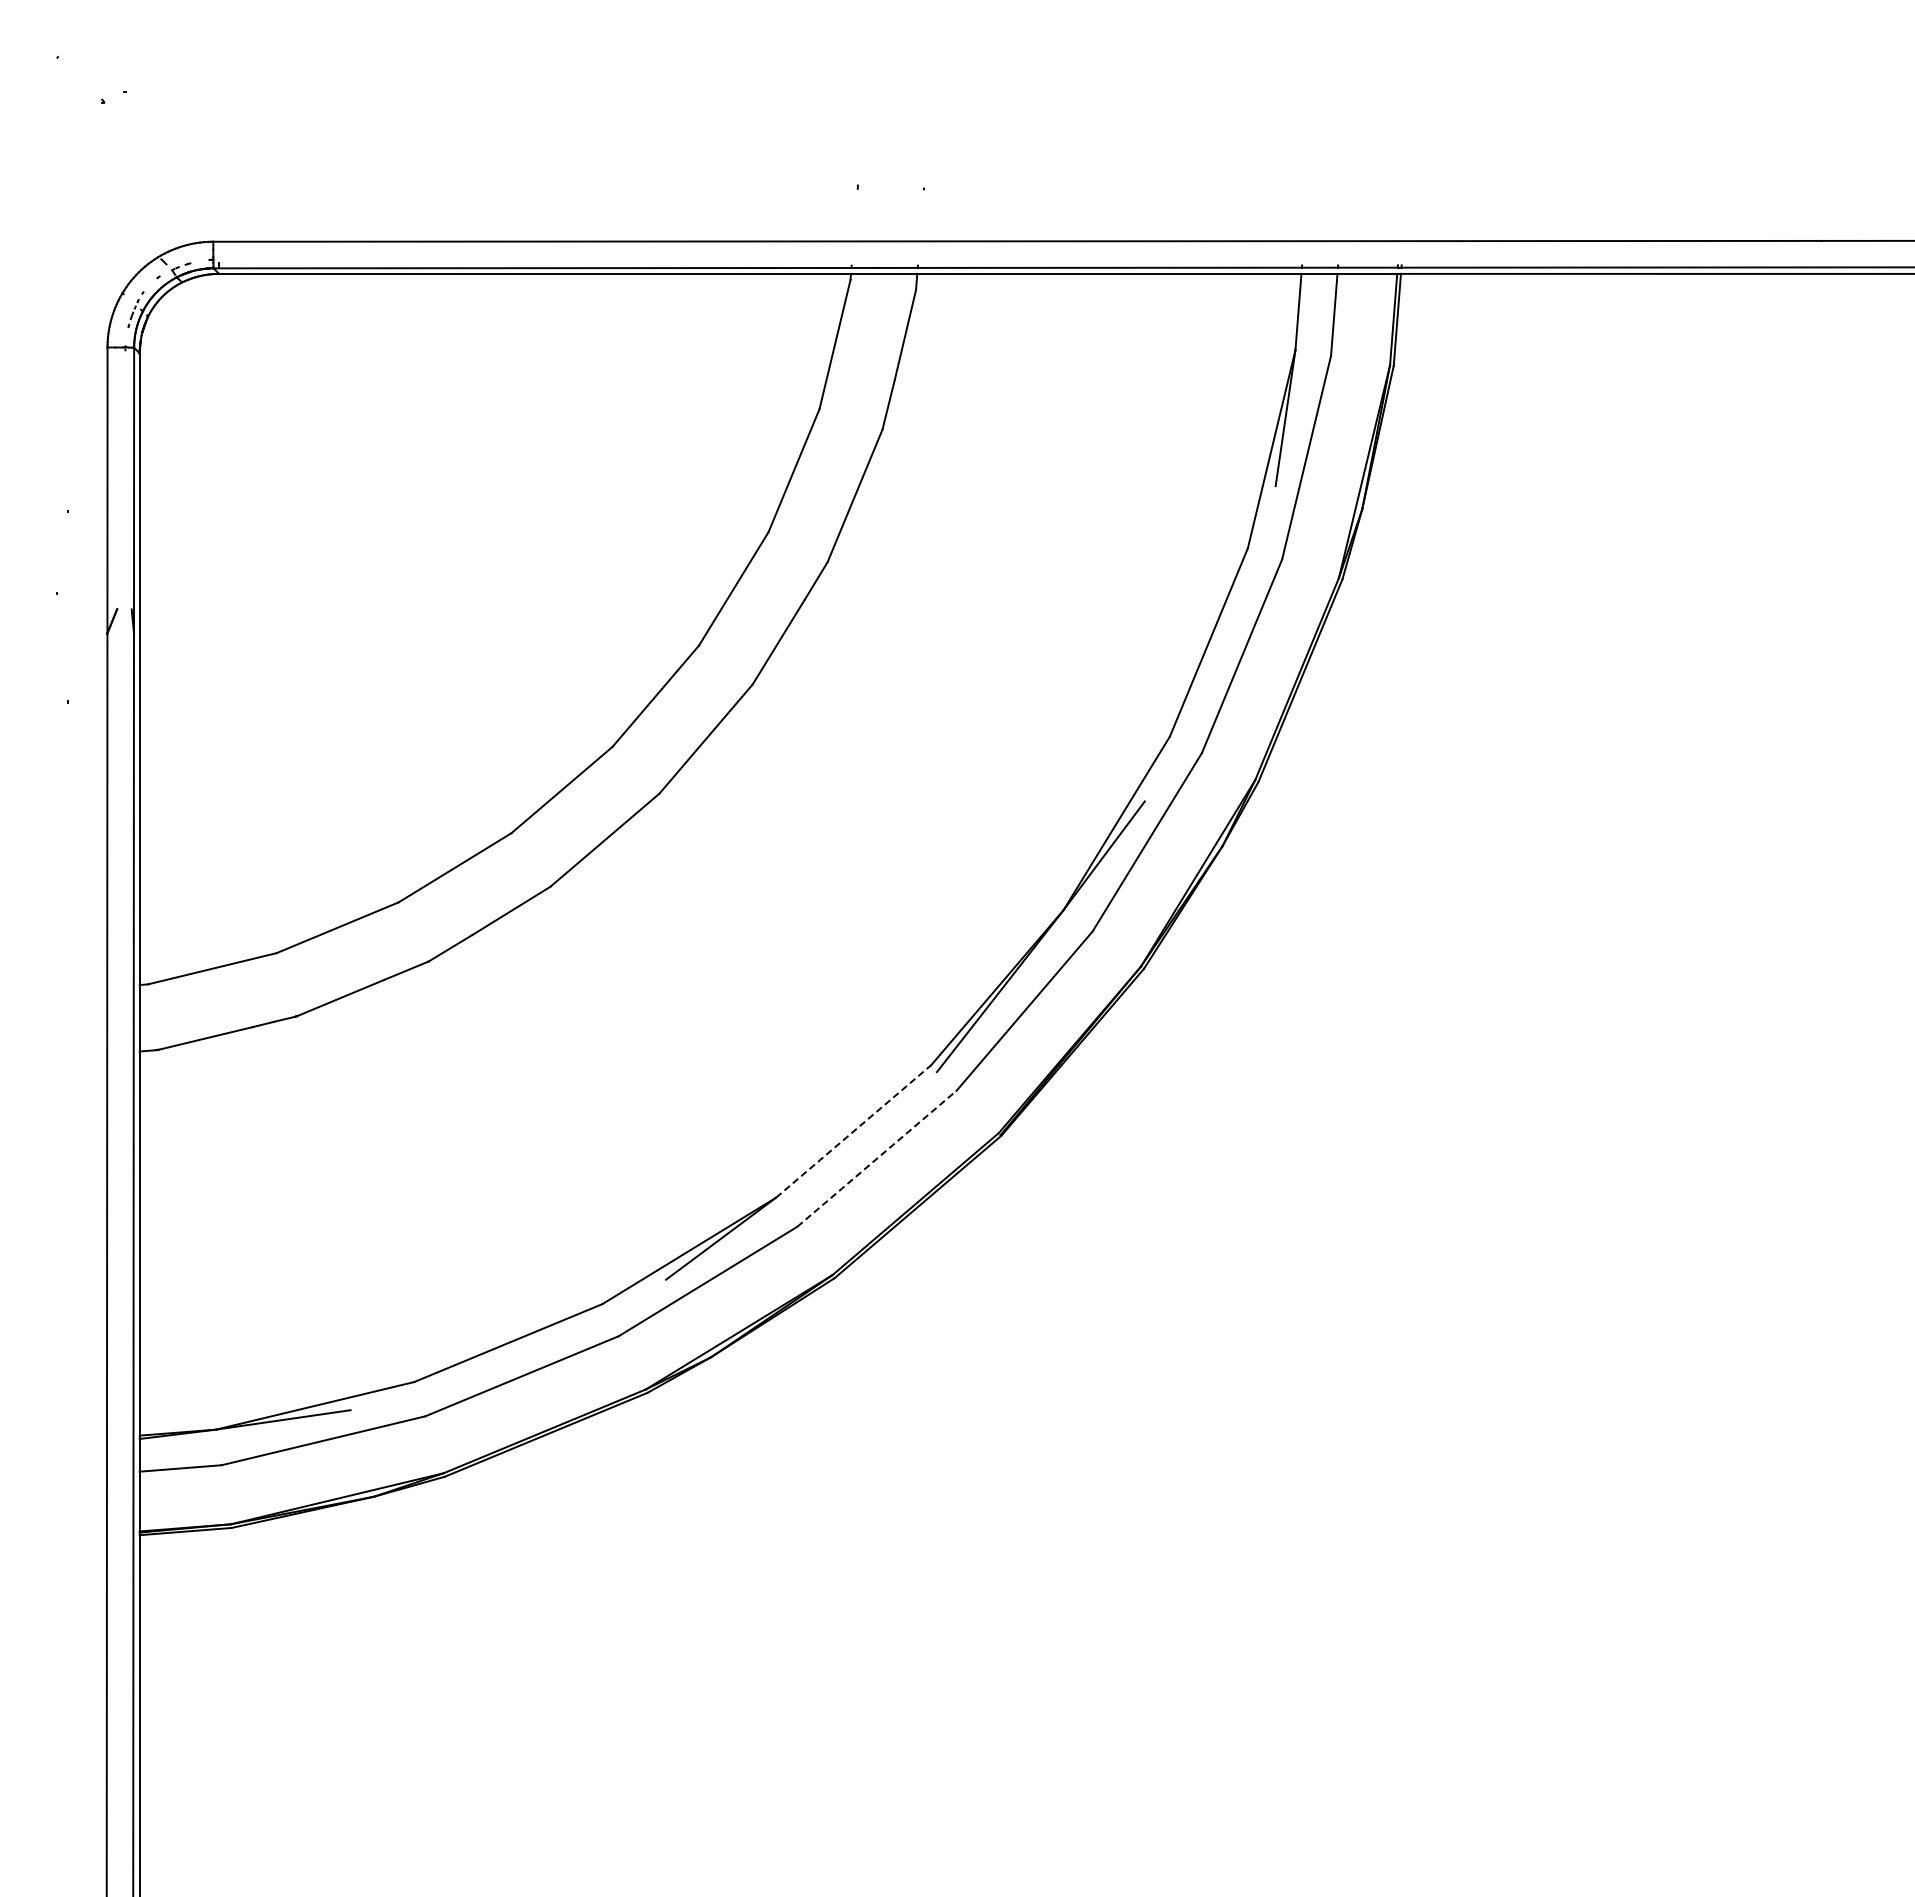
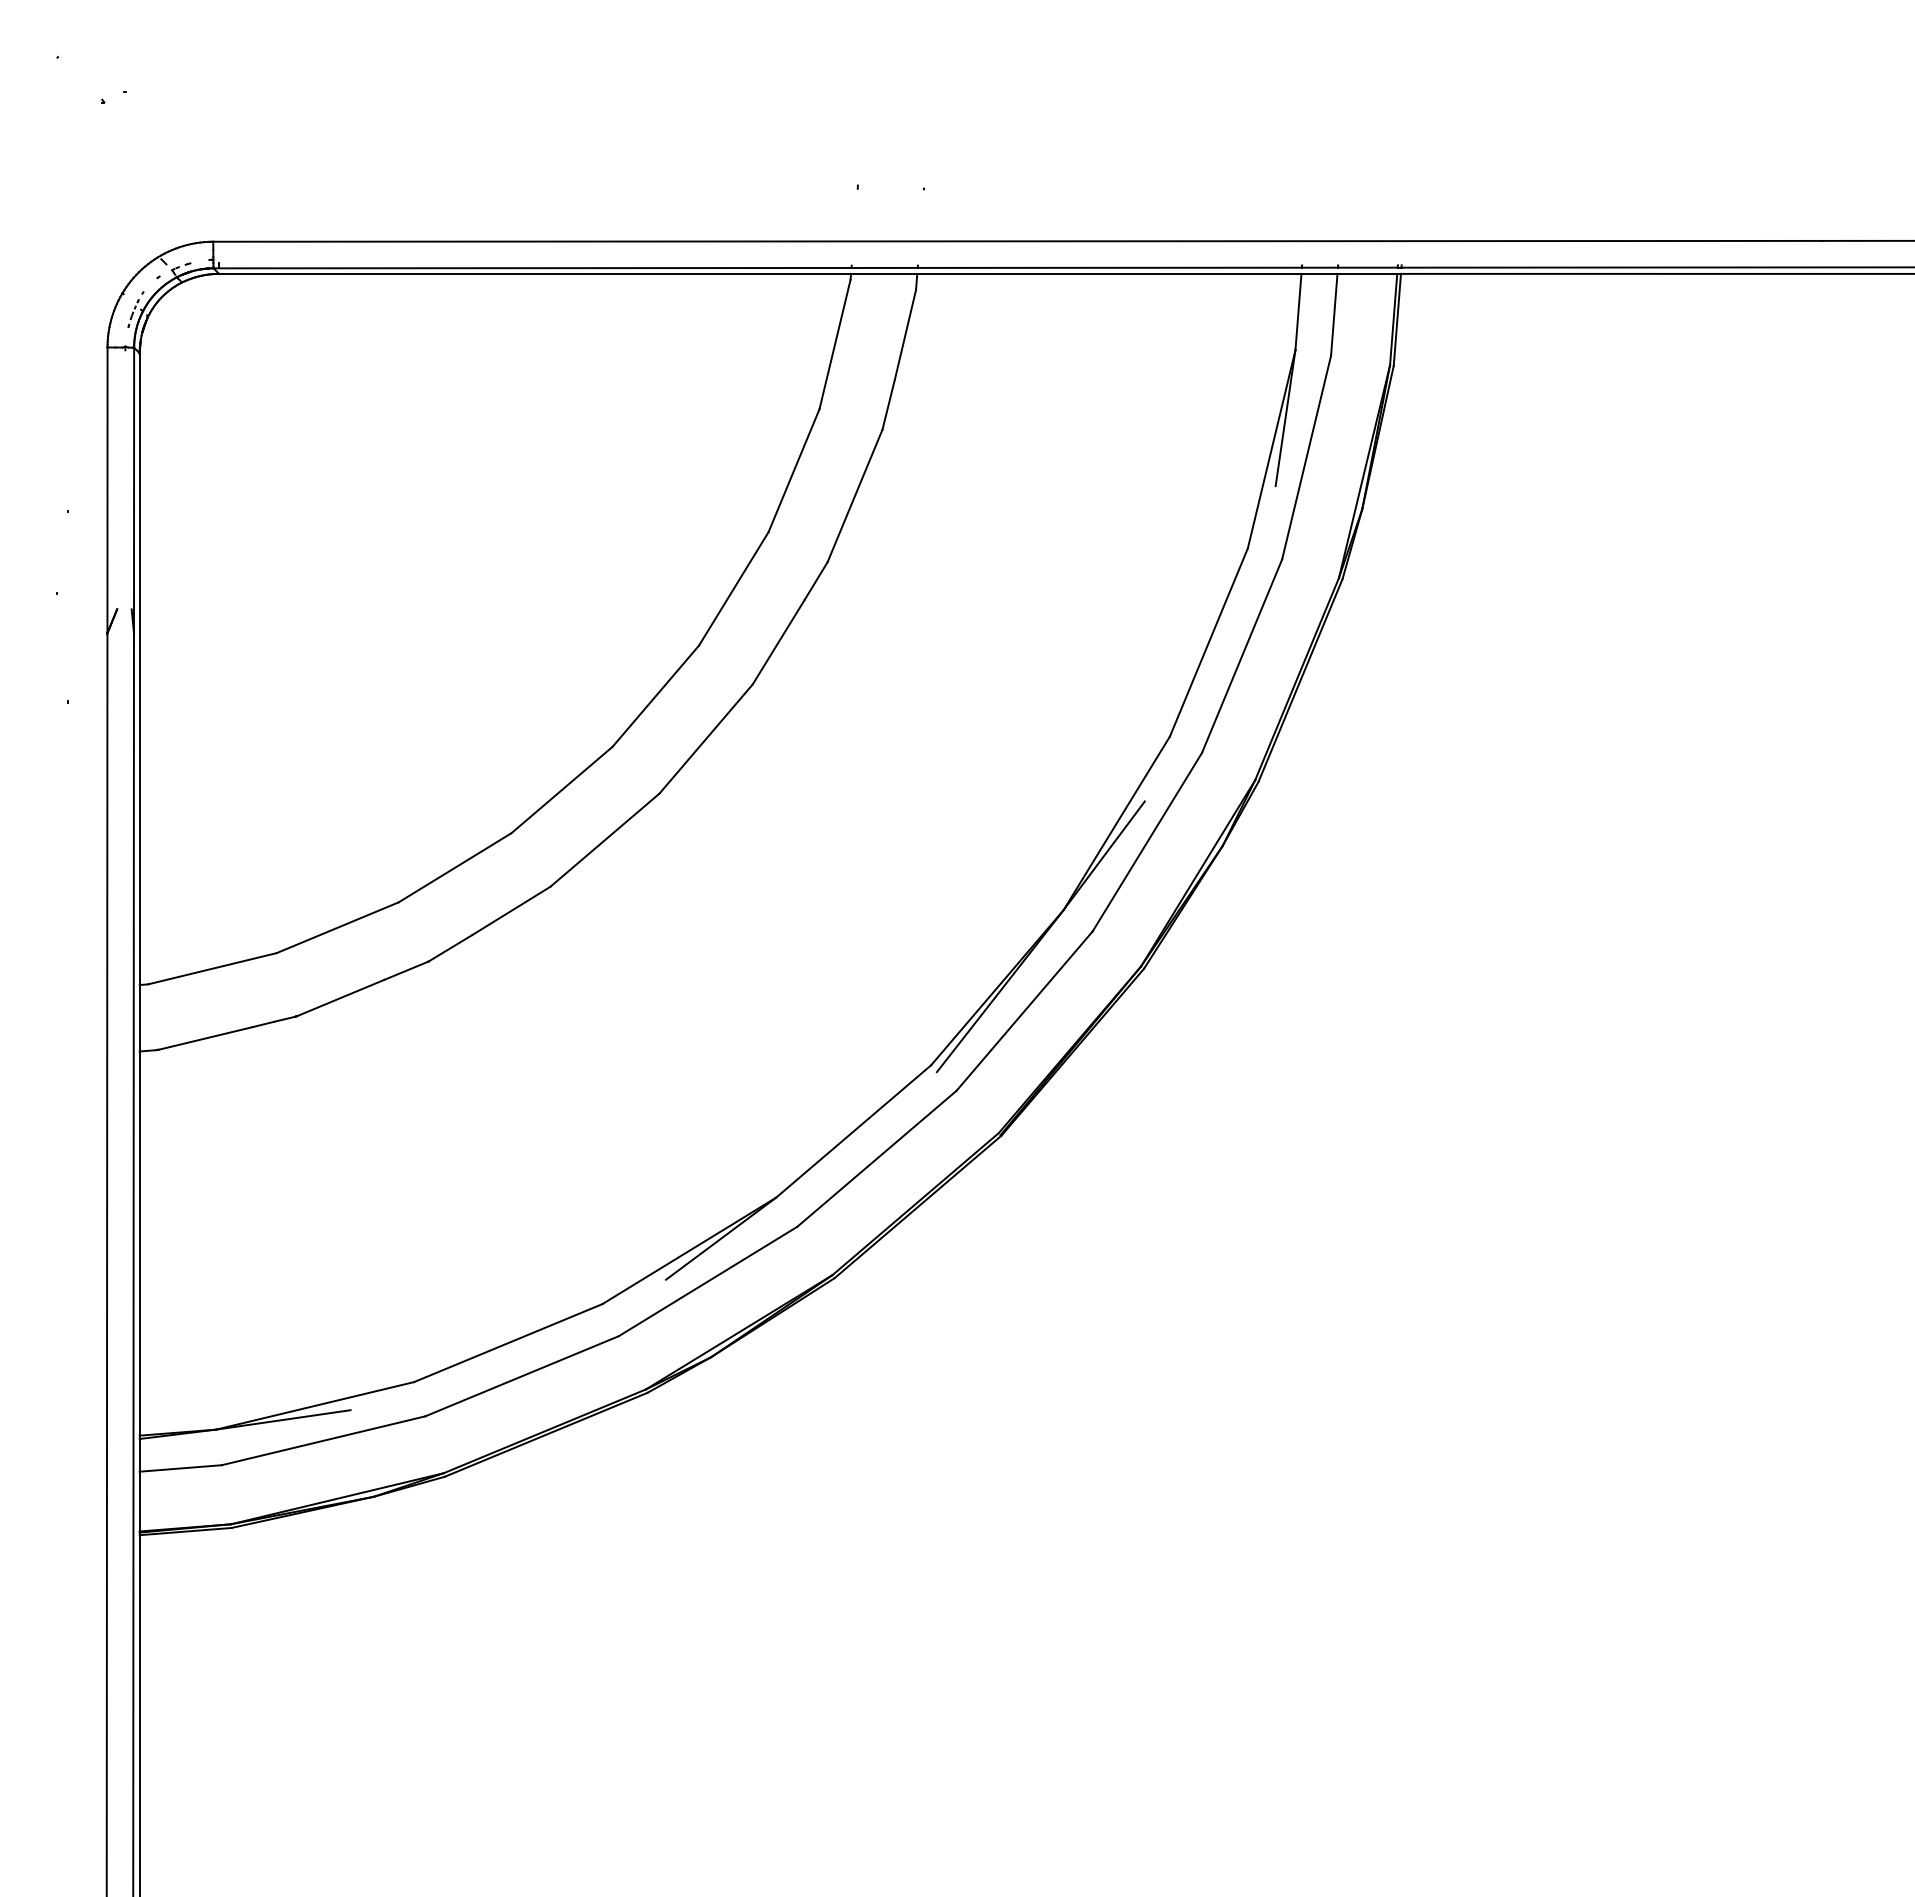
line: dashed -> solid (853, 1131)
line: dashed -> solid (876, 1158)
